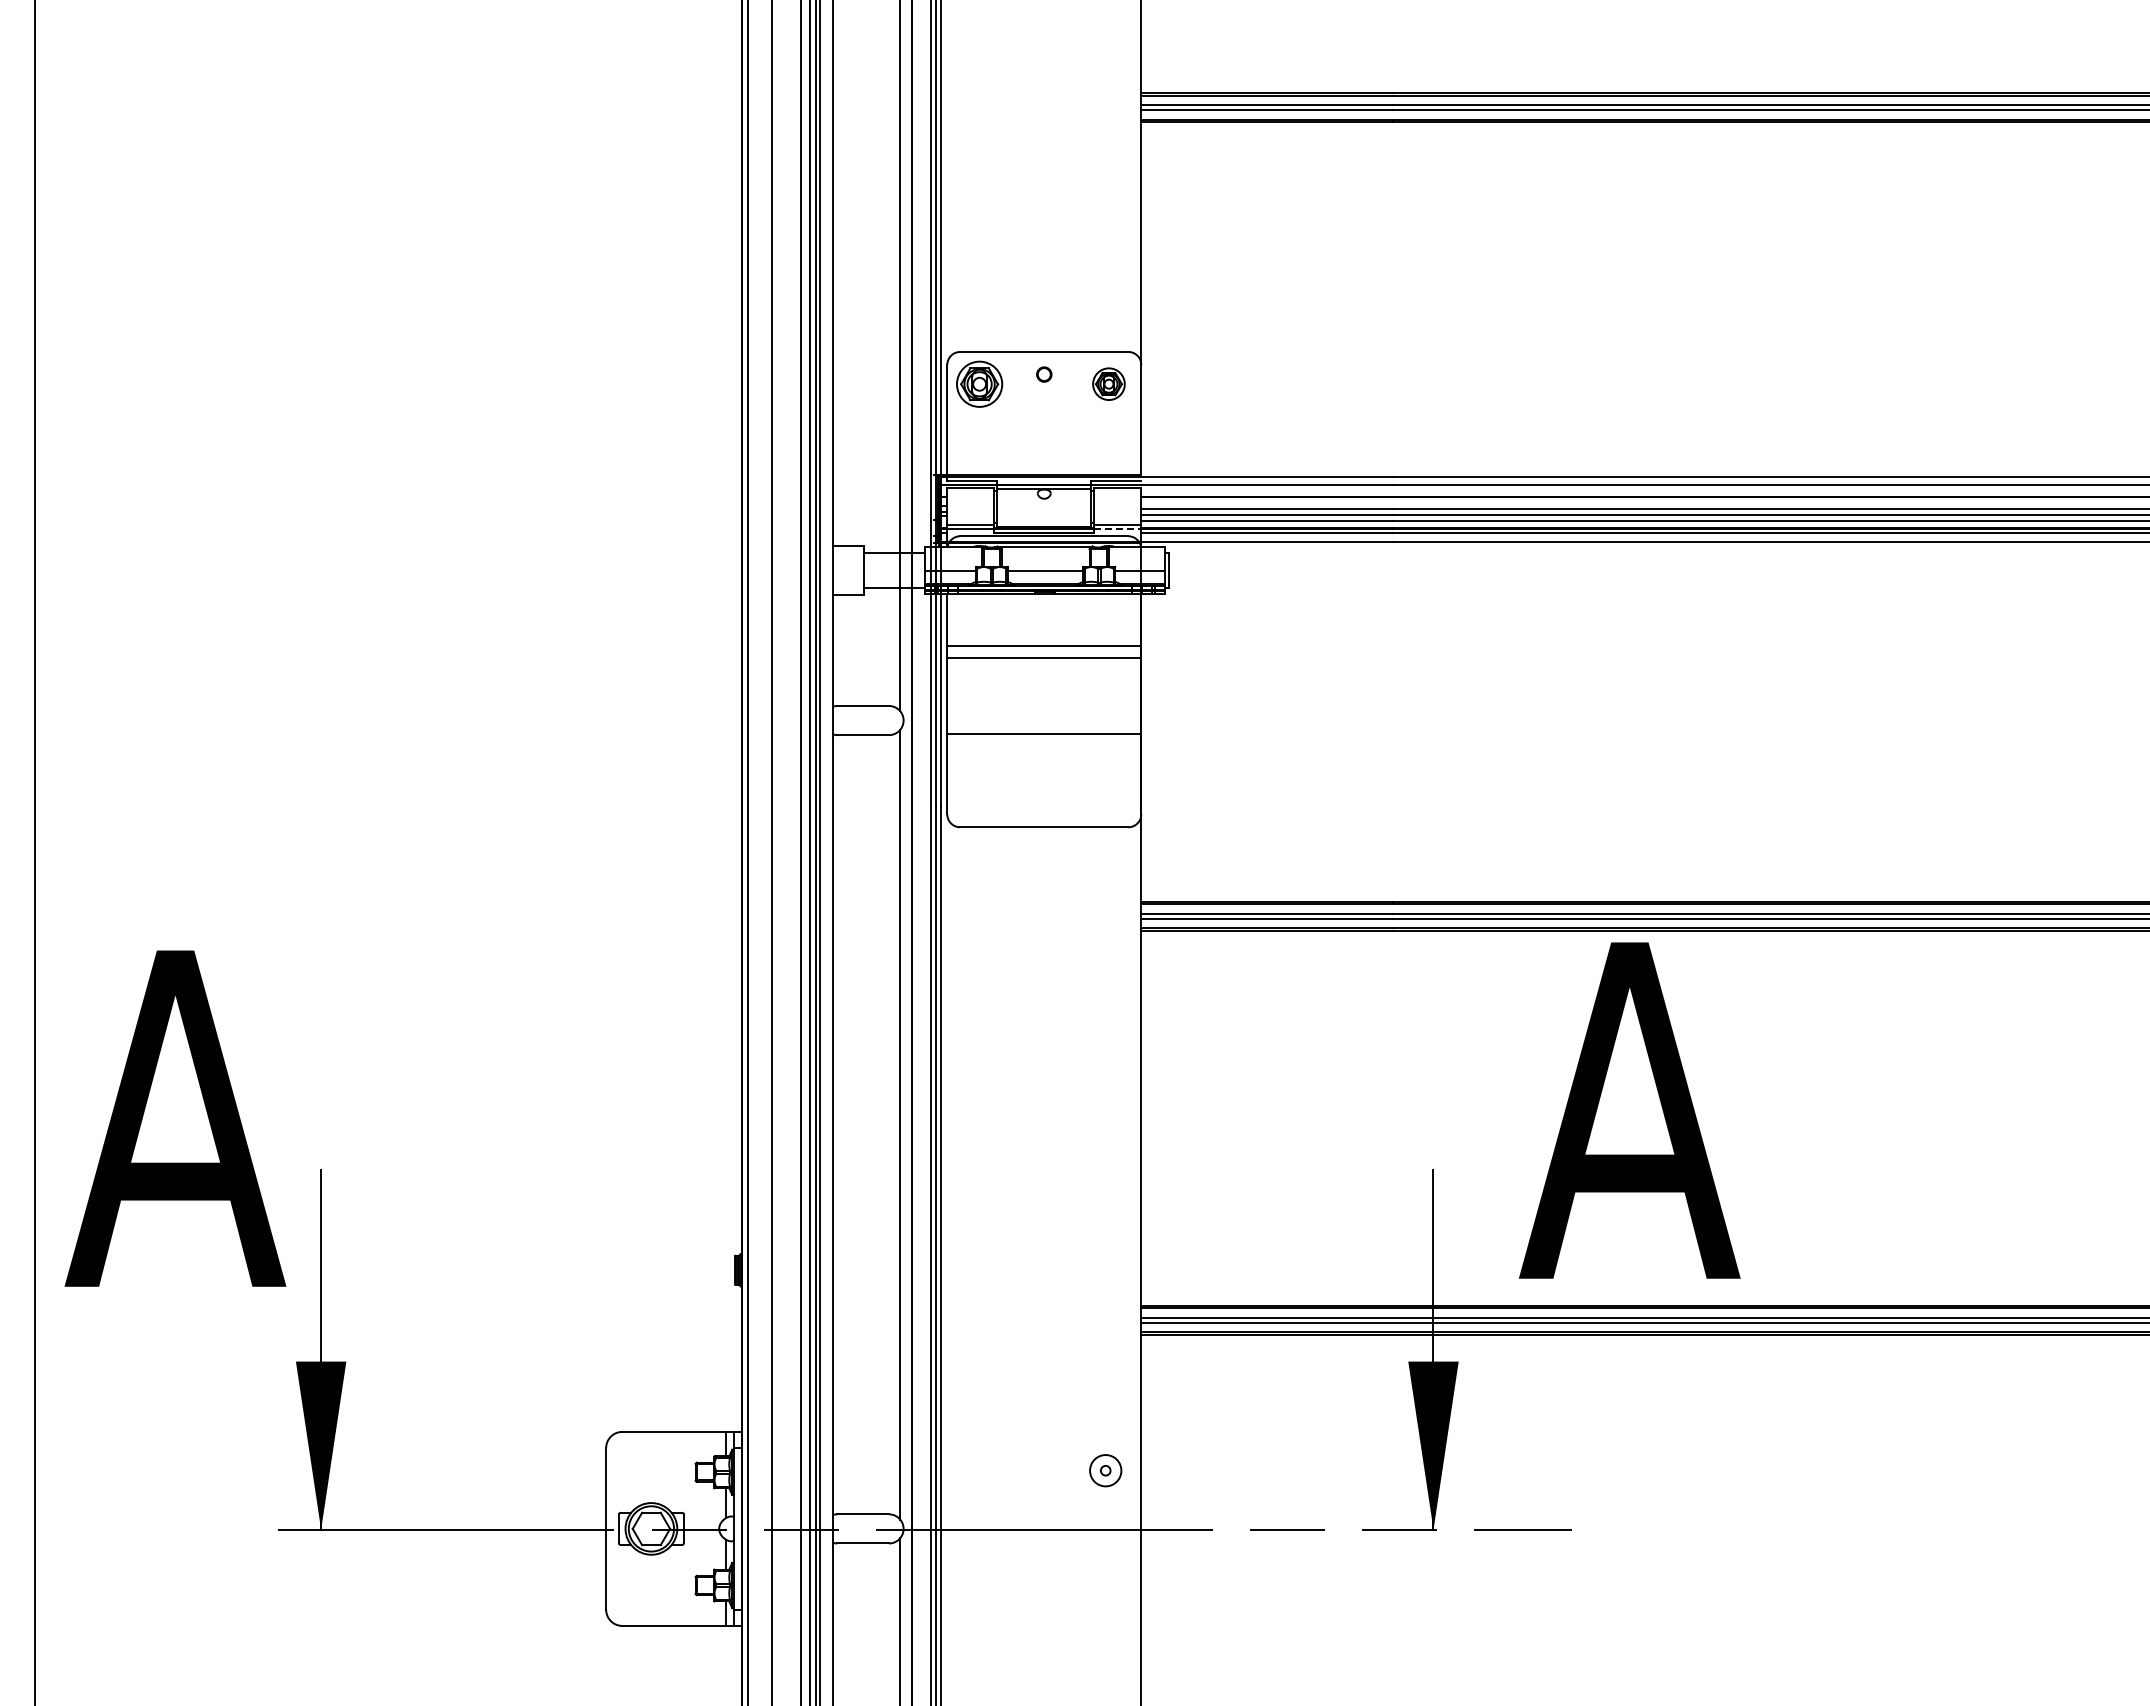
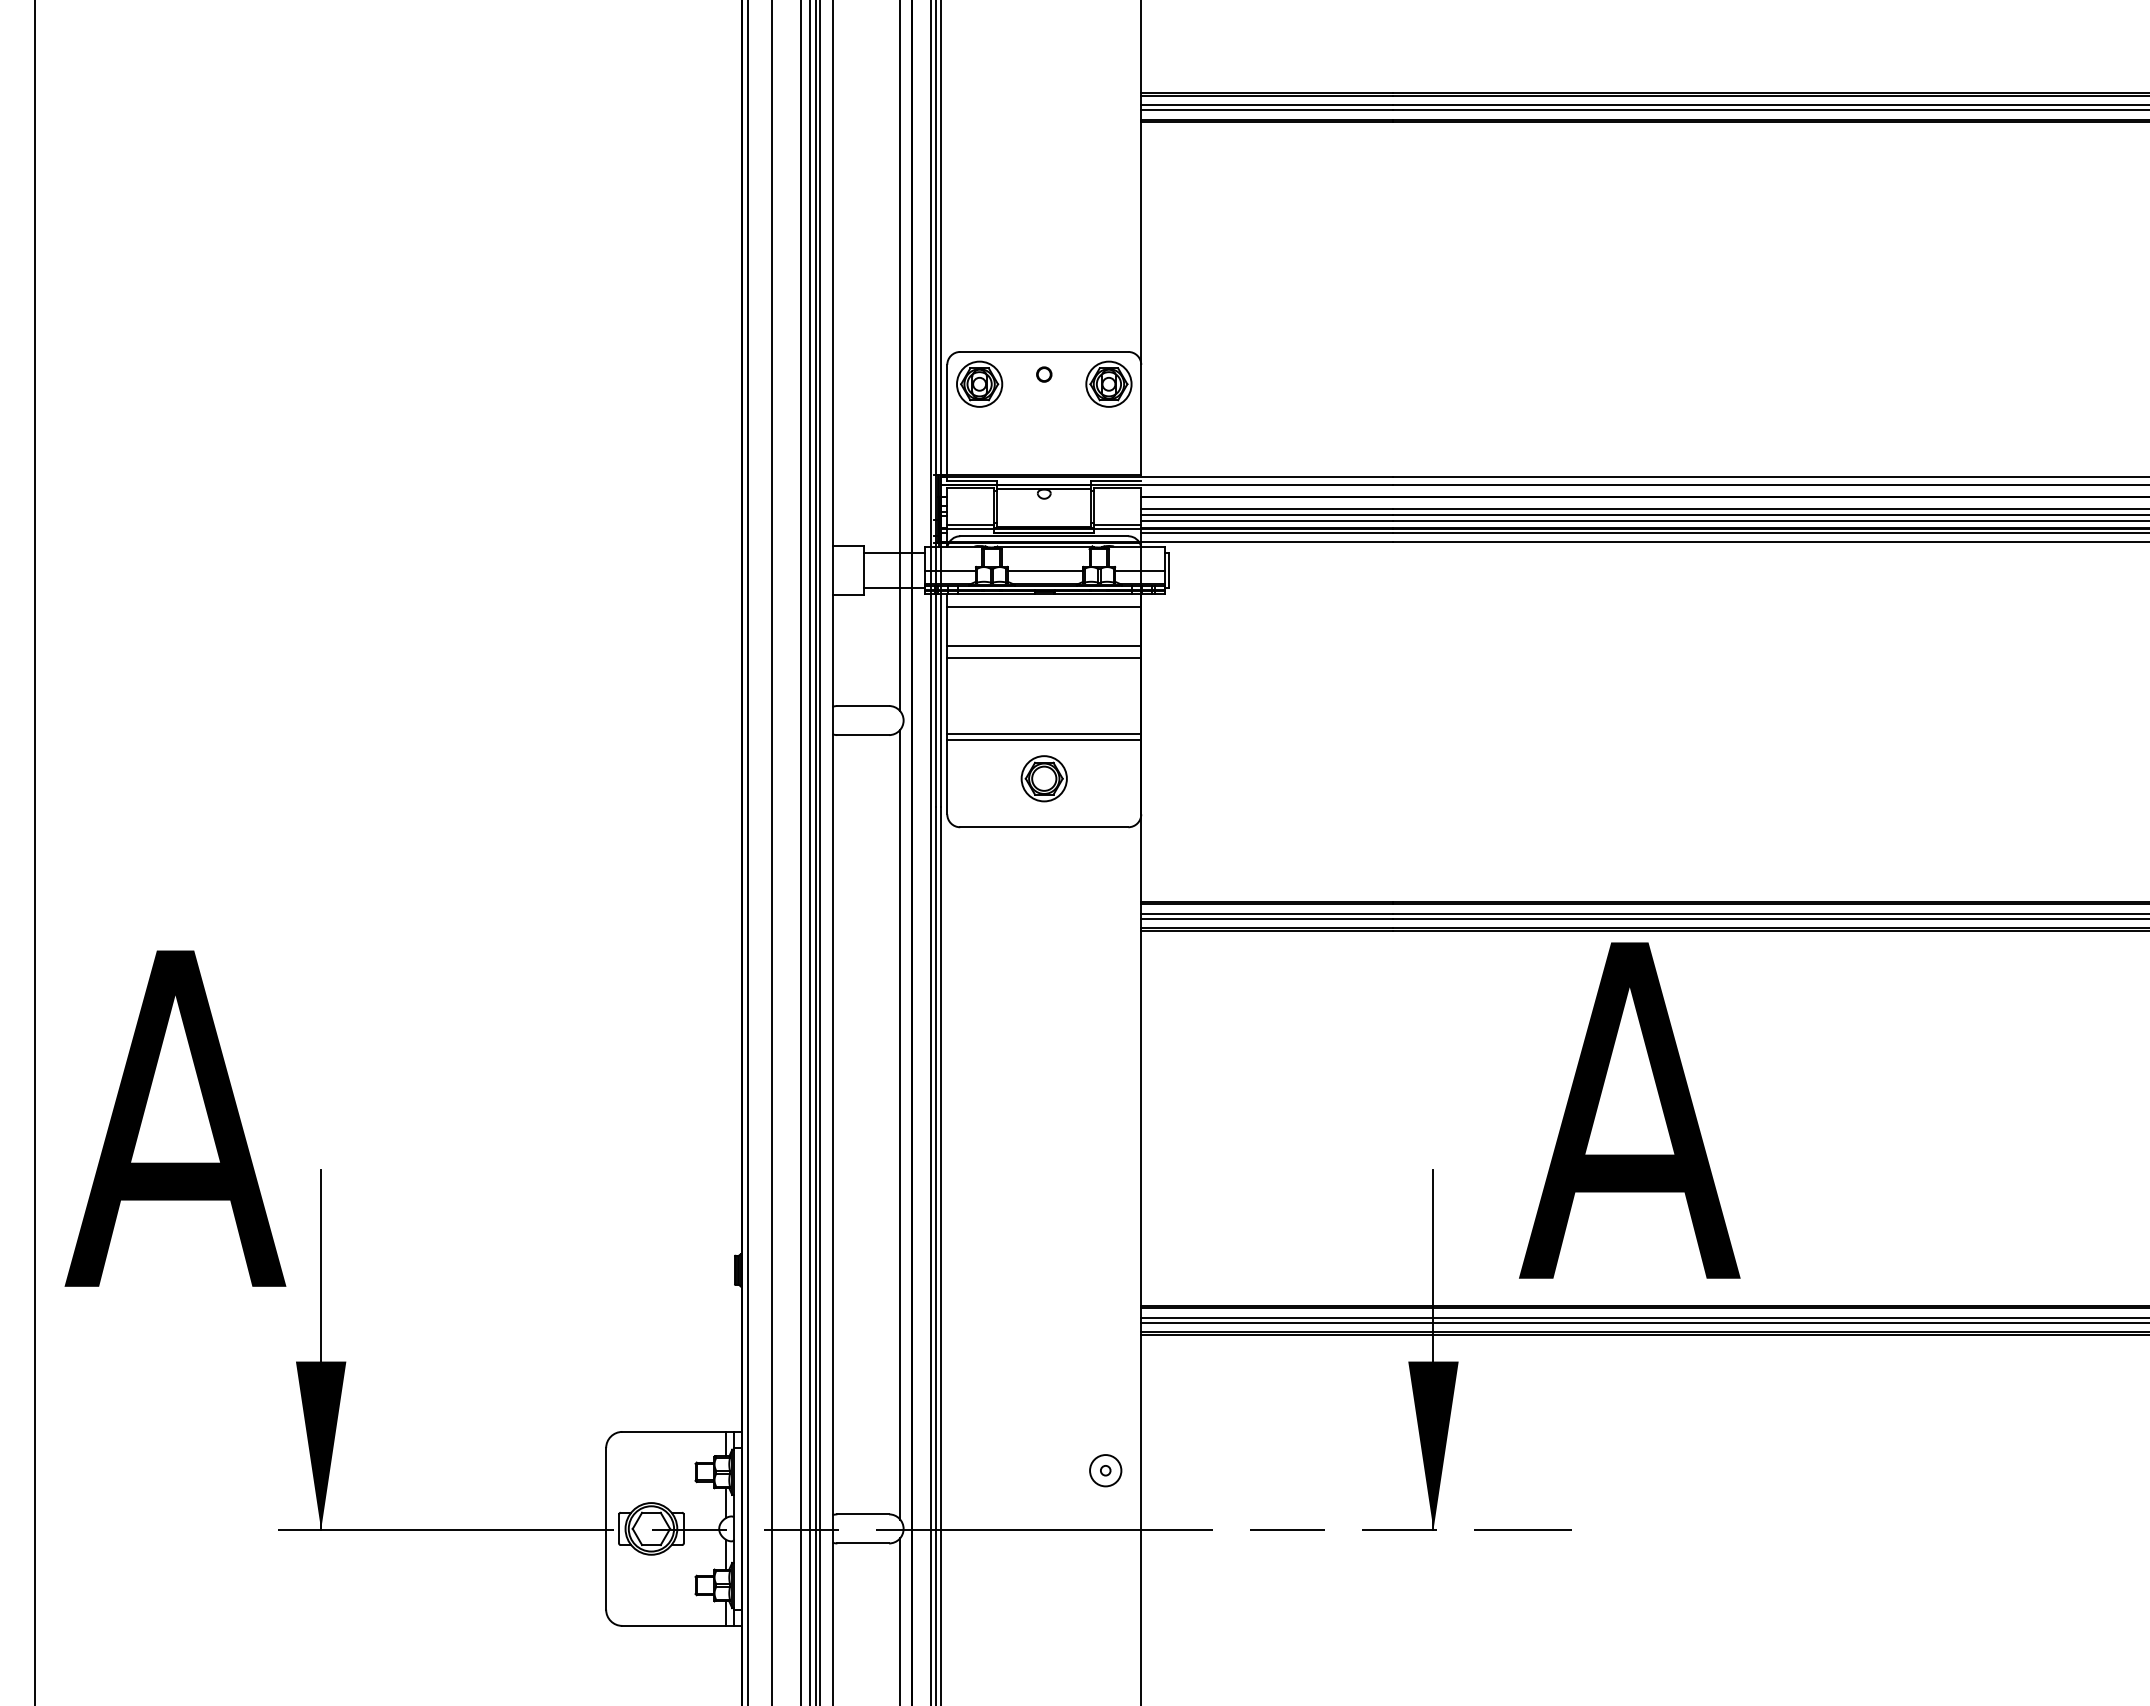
part size: 34x34 px -> 48x48 px (1108, 383)
line: dashed -> solid (1118, 529)
line: none -> present (1044, 607)
line: none -> present (1044, 739)
part: none -> present (1043, 778)
